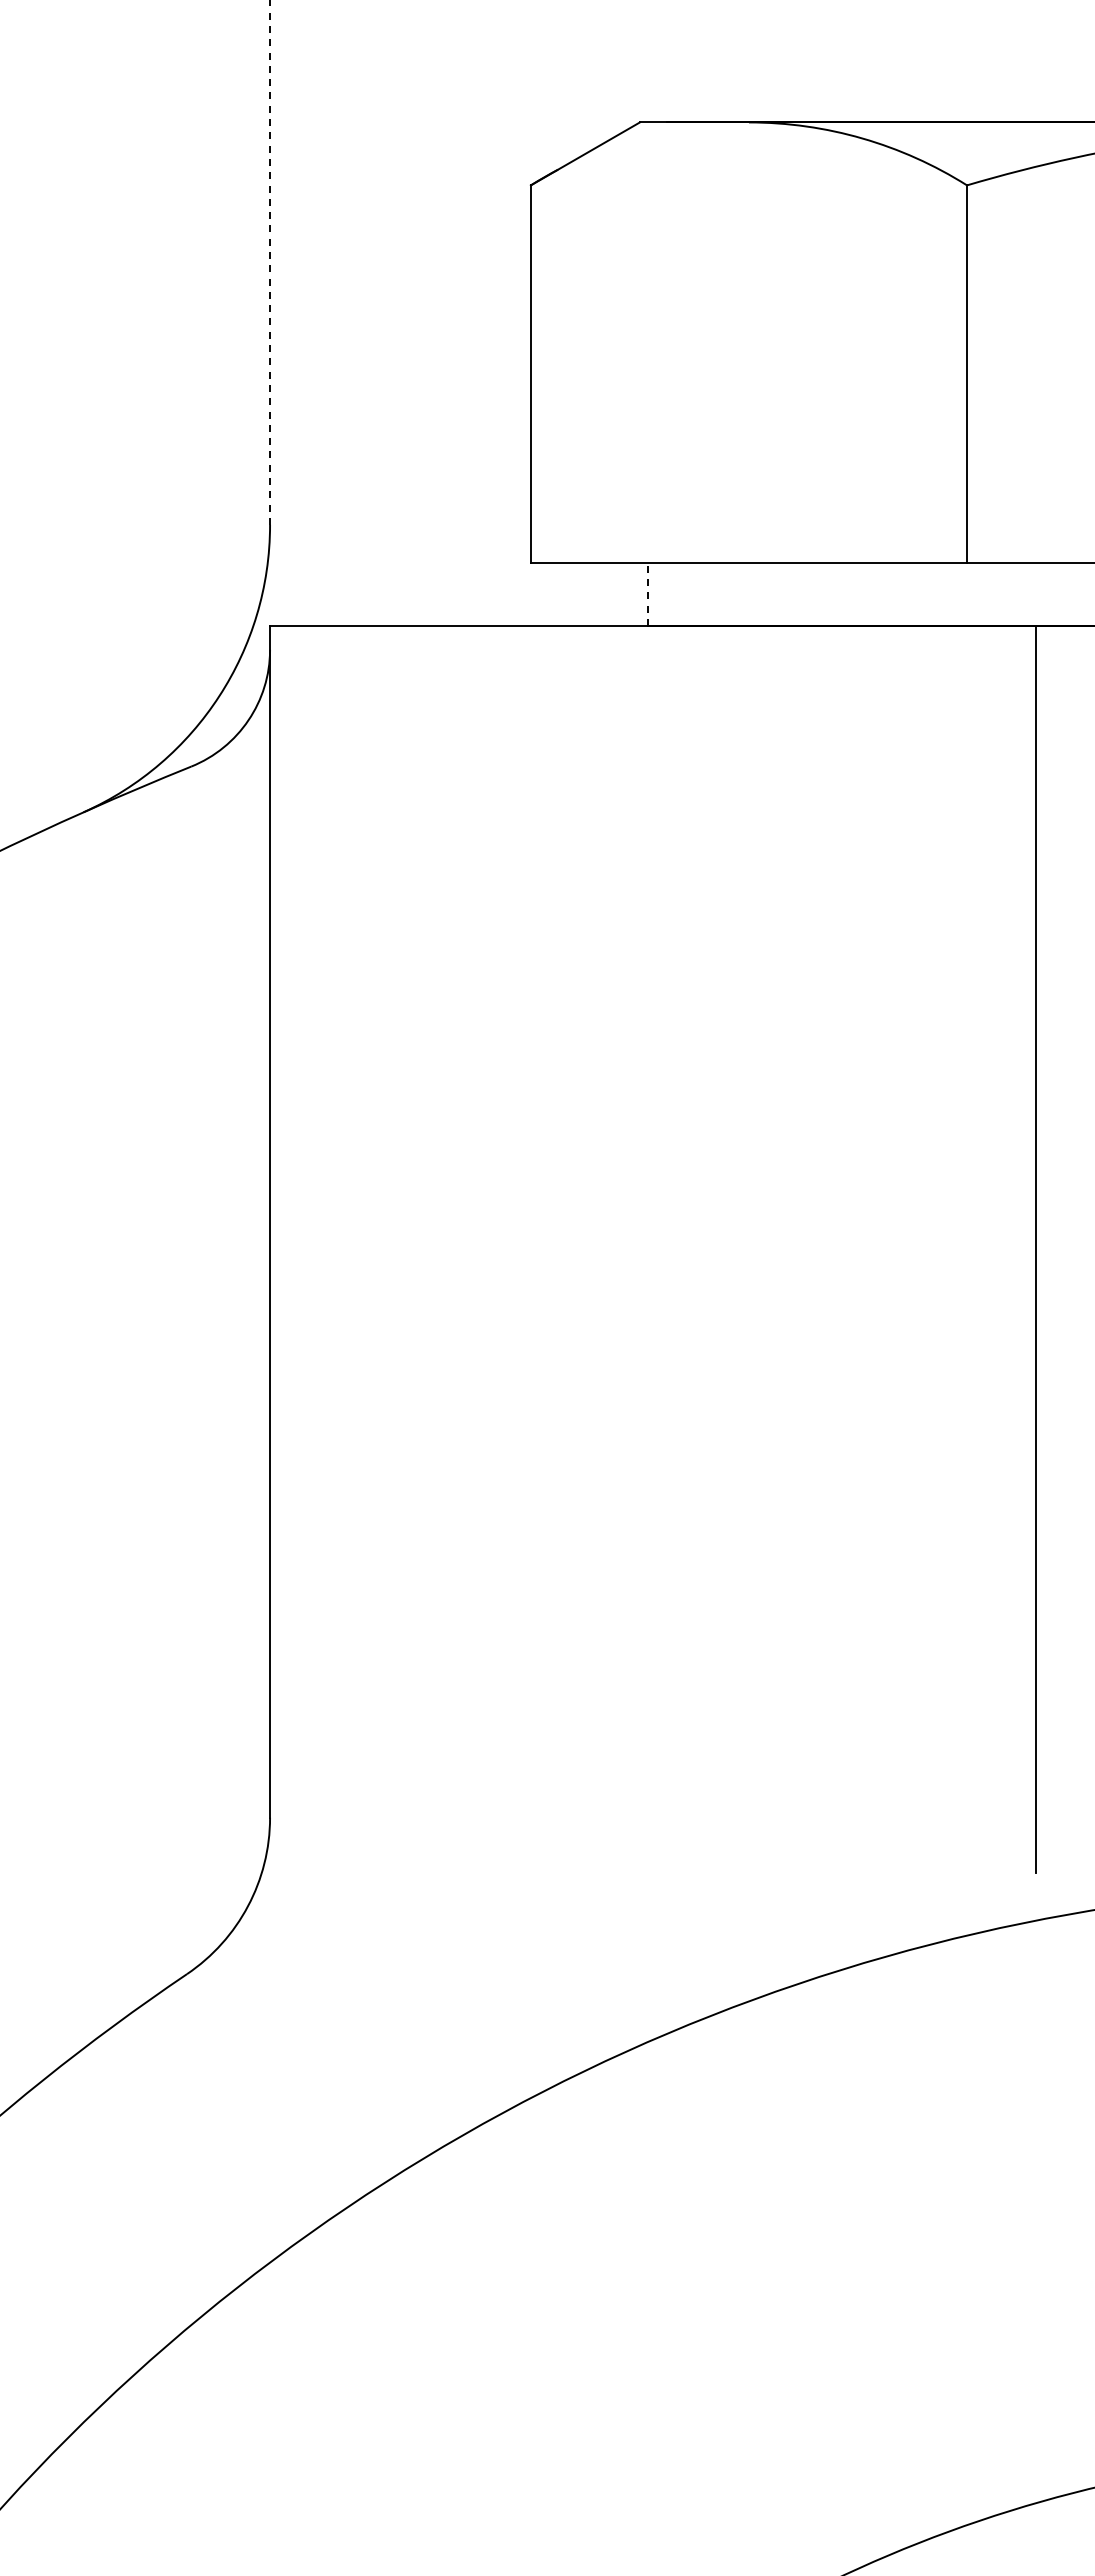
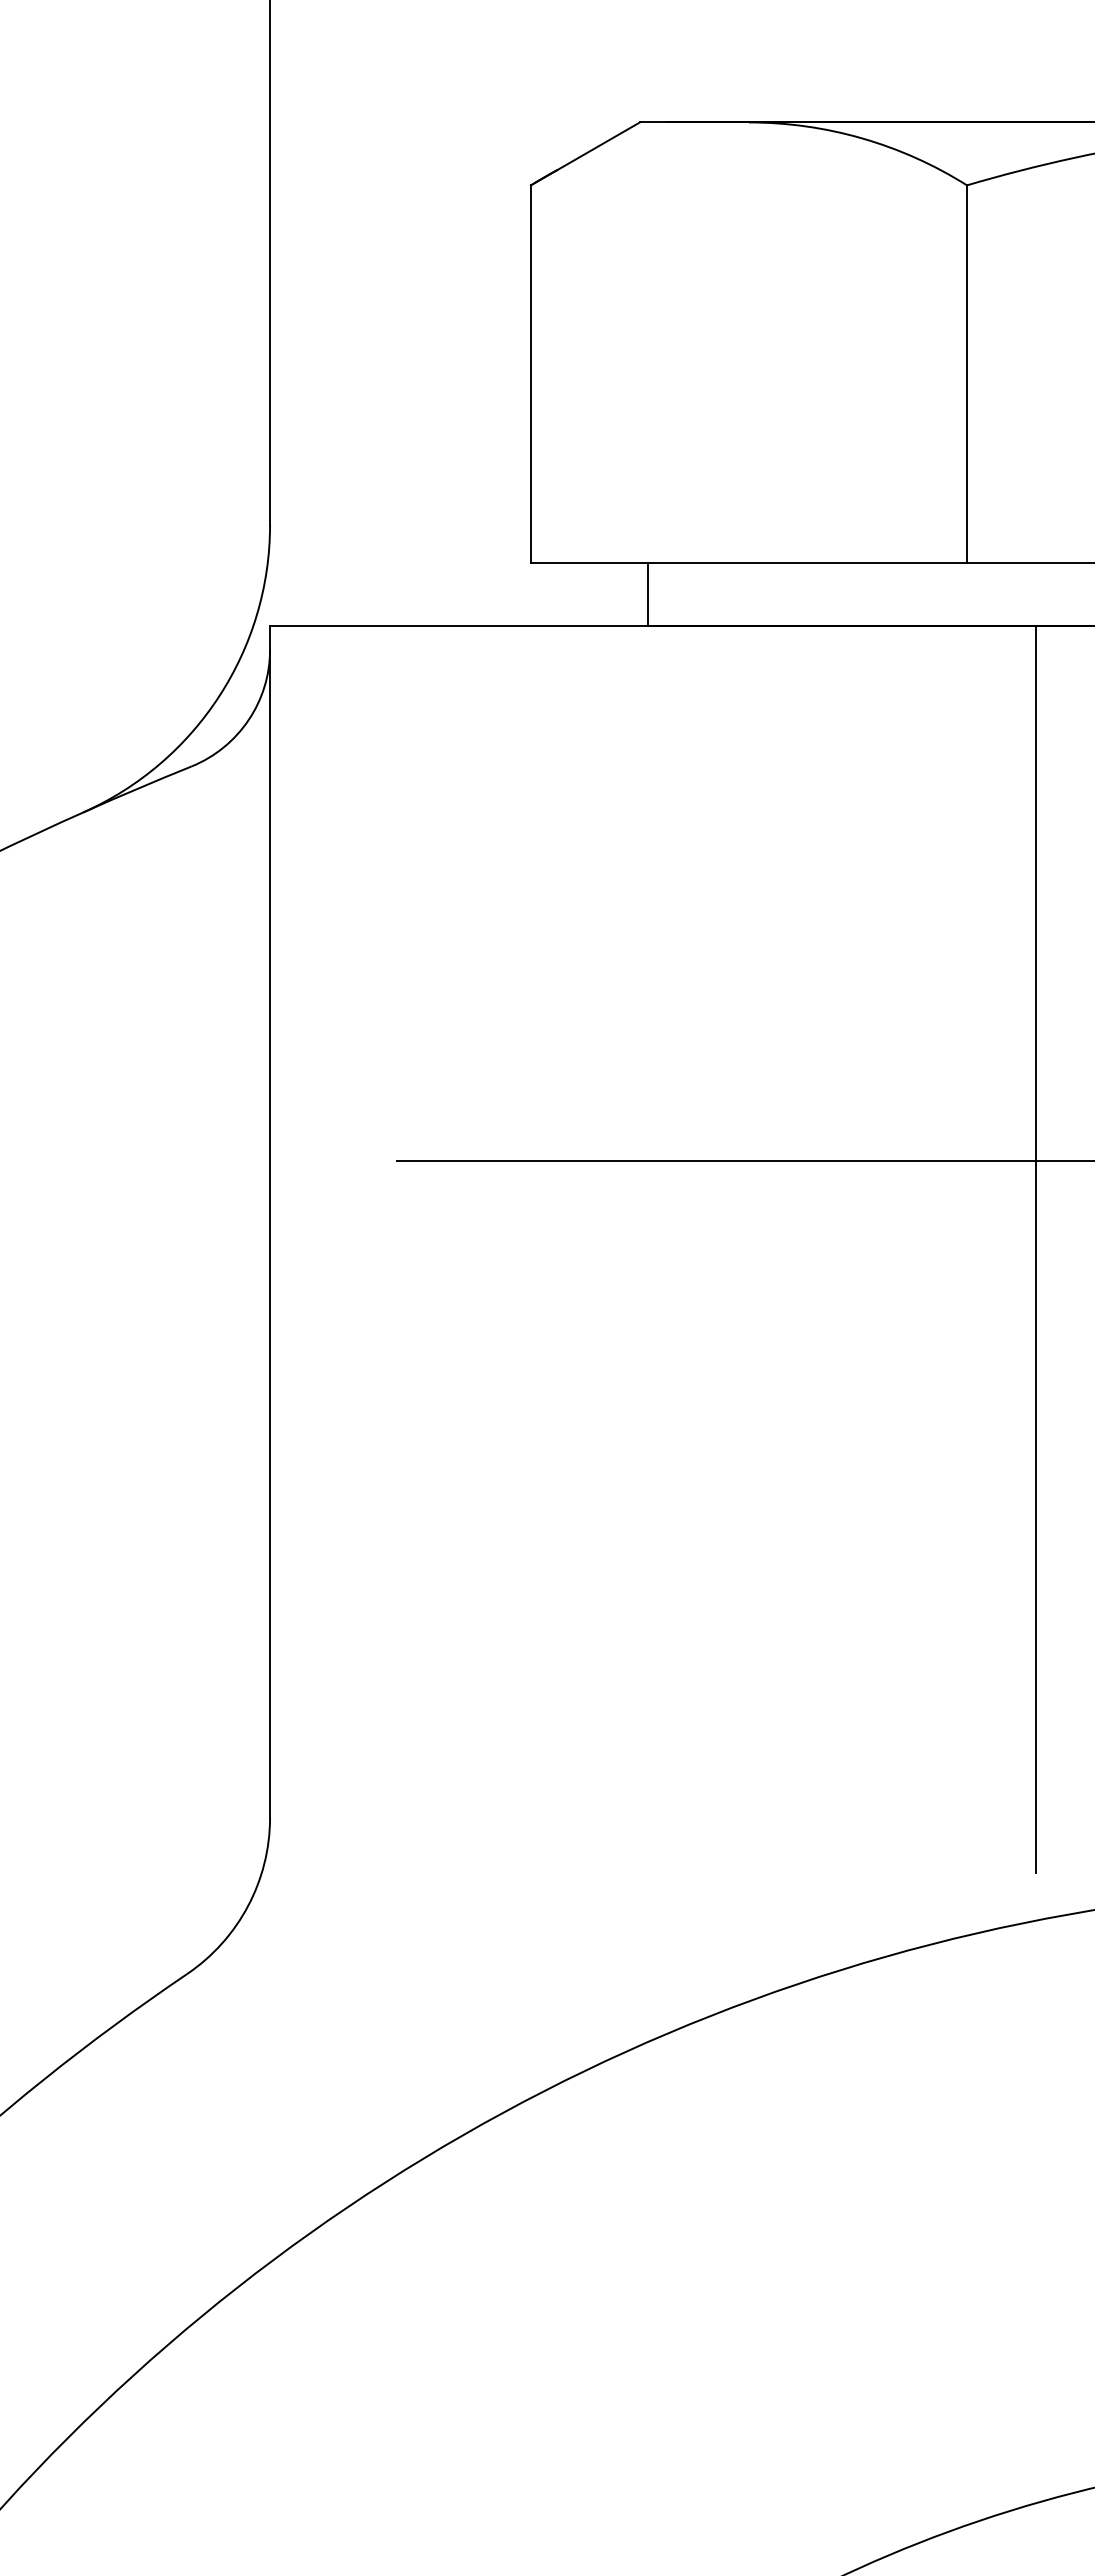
line: dashed -> solid (270, 262)
line: dashed -> solid (647, 594)
line: none -> present (743, 1161)
